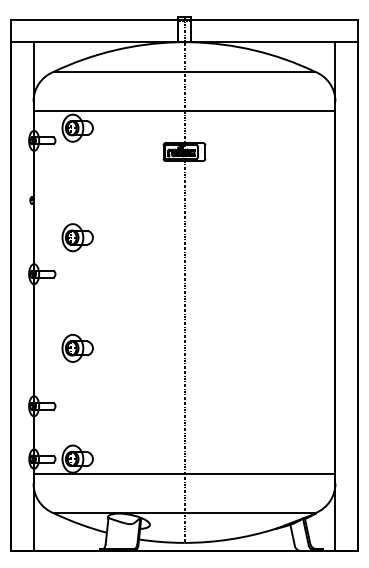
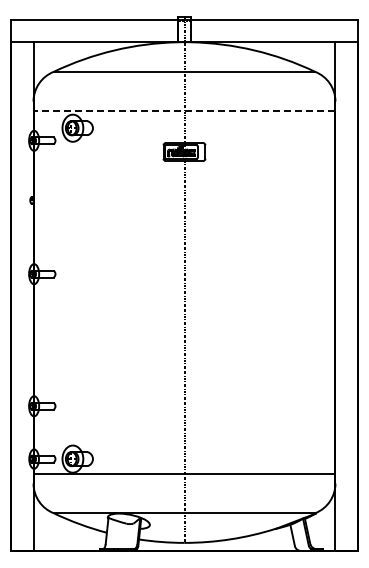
line: solid -> dashed (184, 111)
part: present -> none (77, 237)
part: present -> none (77, 348)
